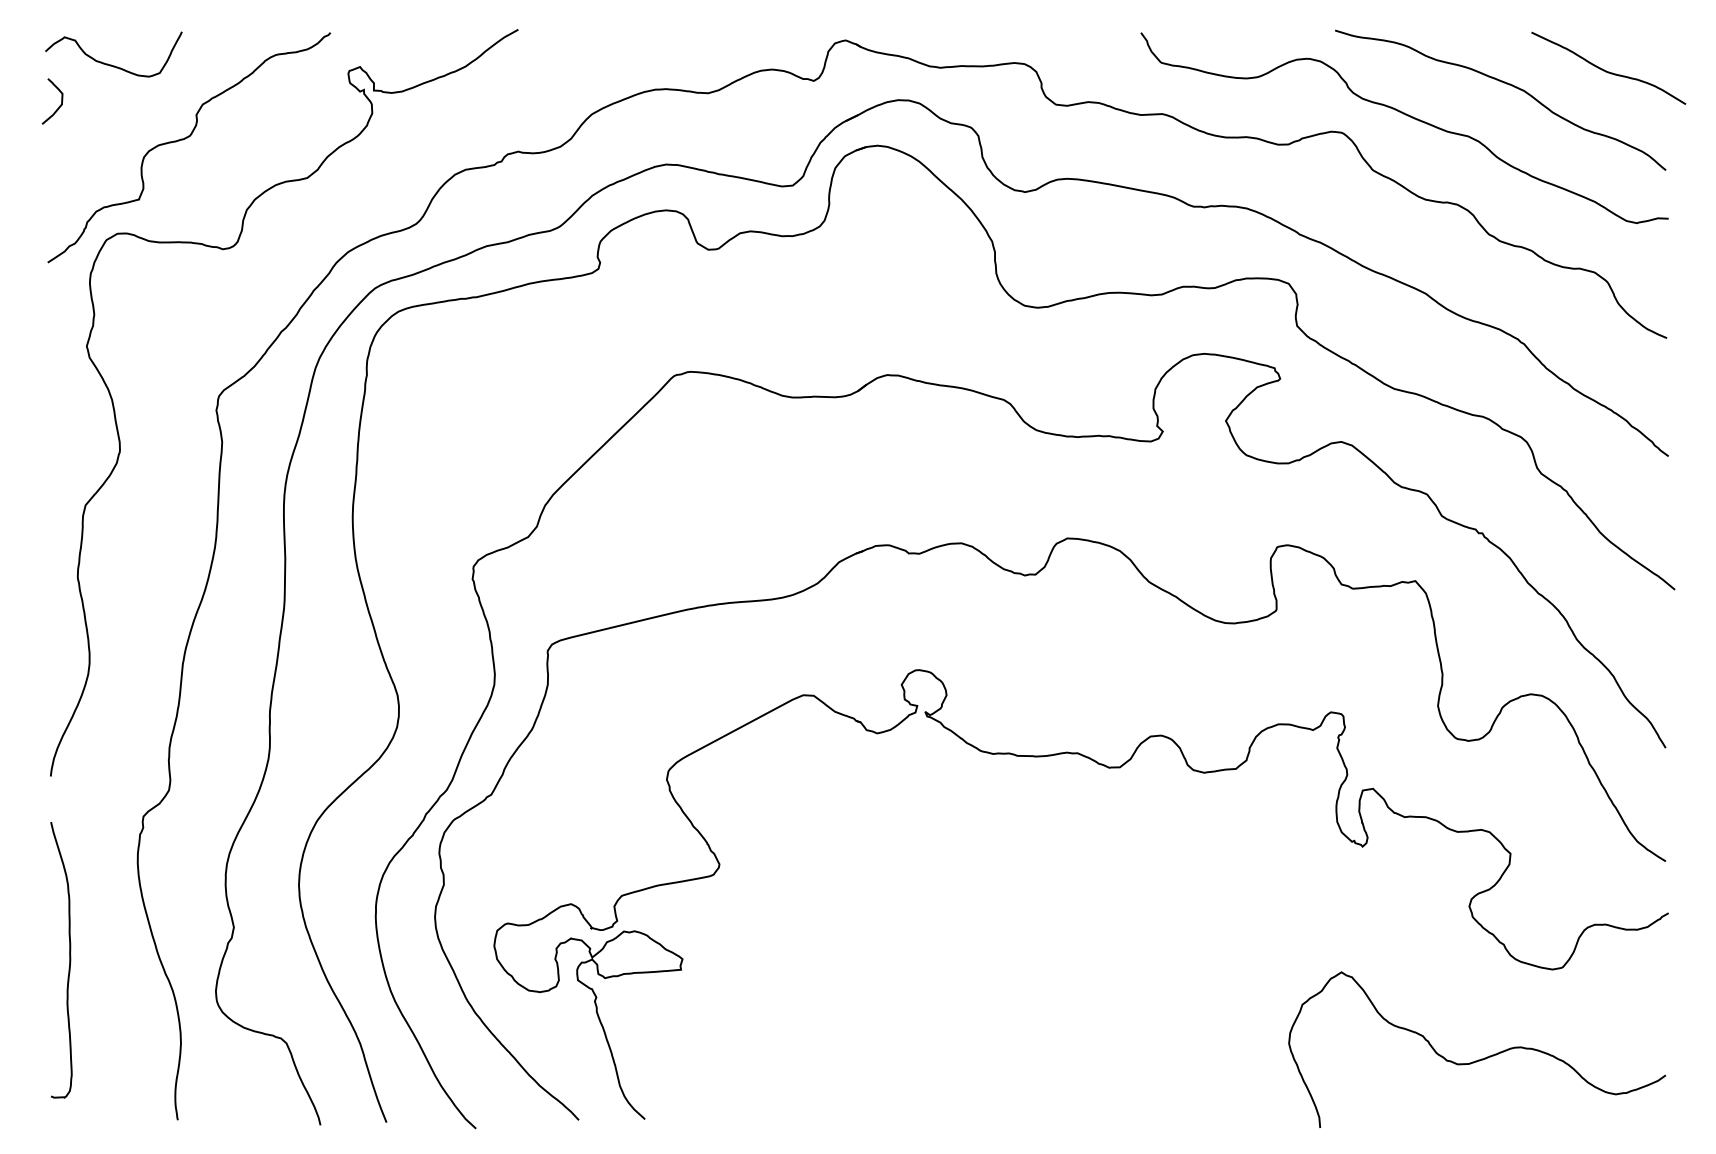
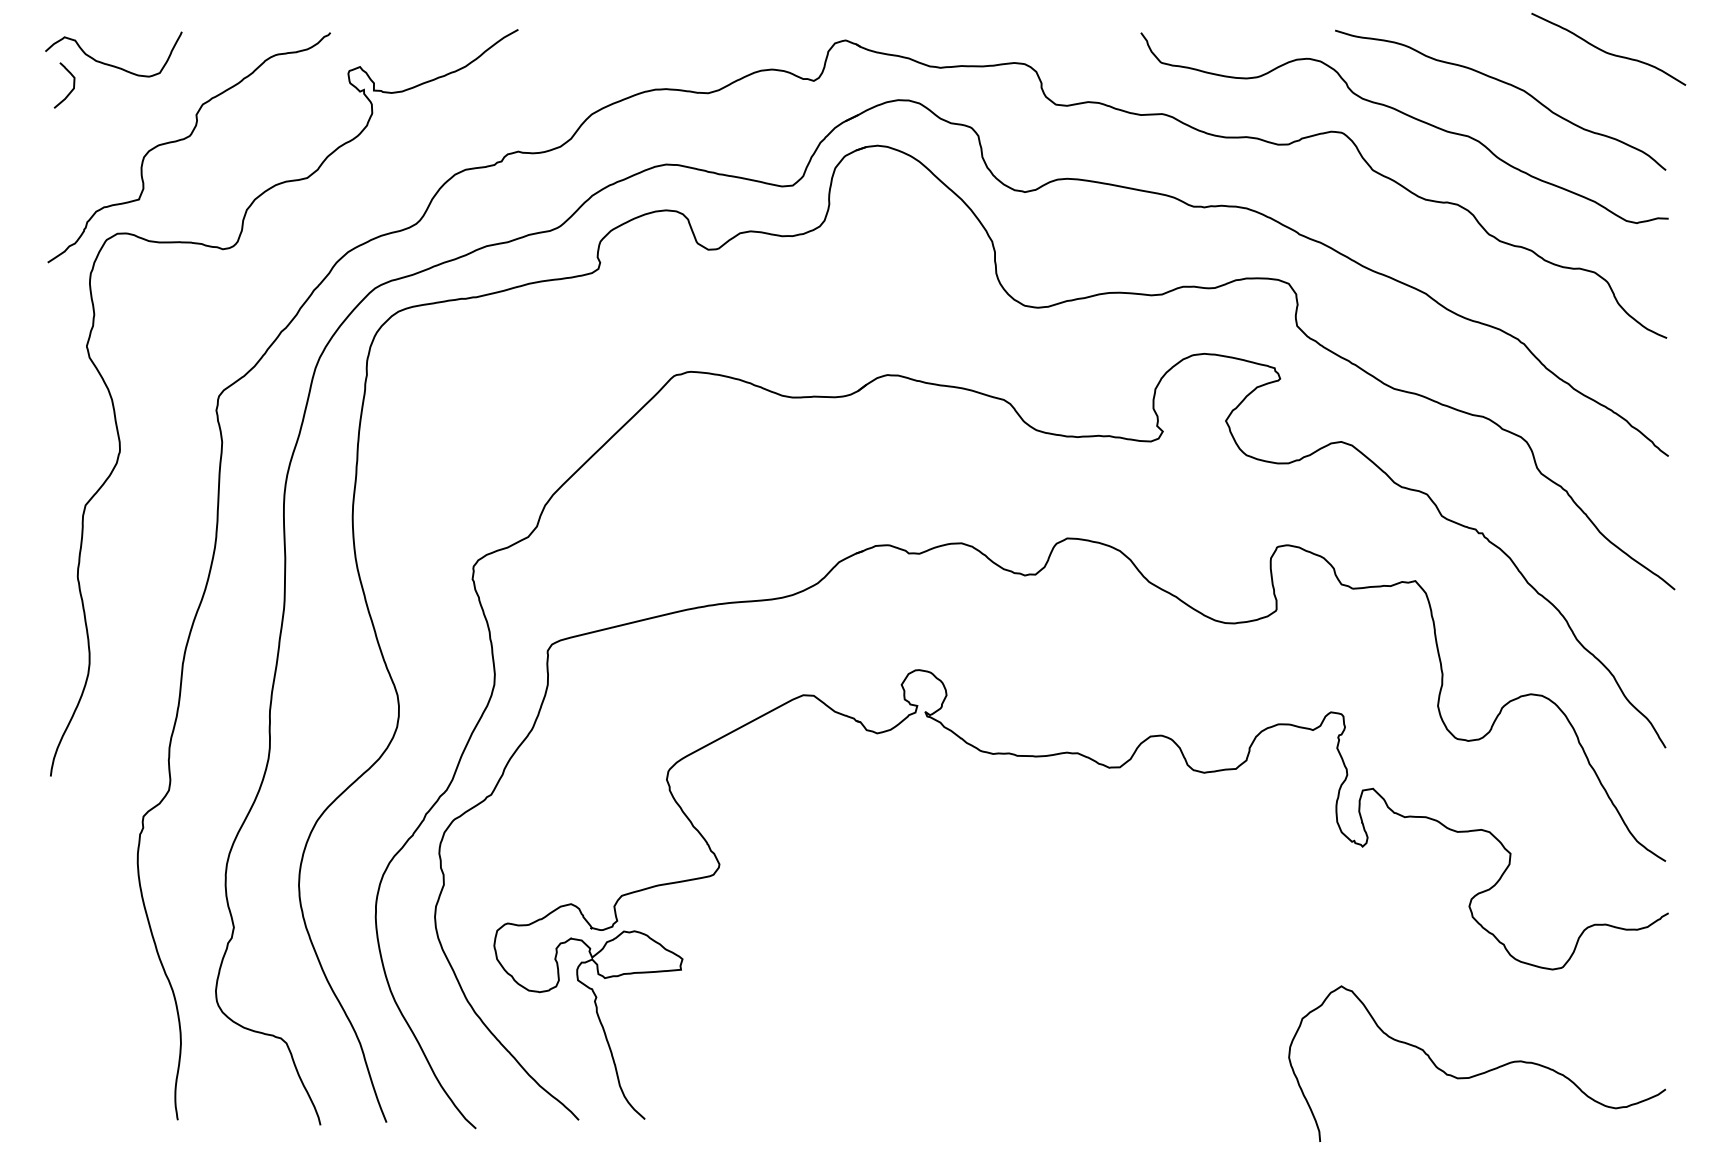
curve position: (1606, 70) -> (1606, 51) (1606, 51)
curve position: (59, 105) -> (71, 89) (71, 89)
curve: present -> none (69, 960)
curve position: (1478, 1059) -> (1478, 1073) (1478, 1073)
